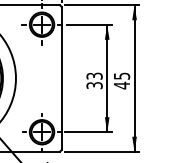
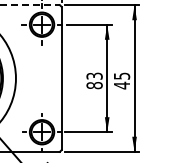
line: solid -> dashed (30, 5)
text: 33 -> 83 (94, 85)
